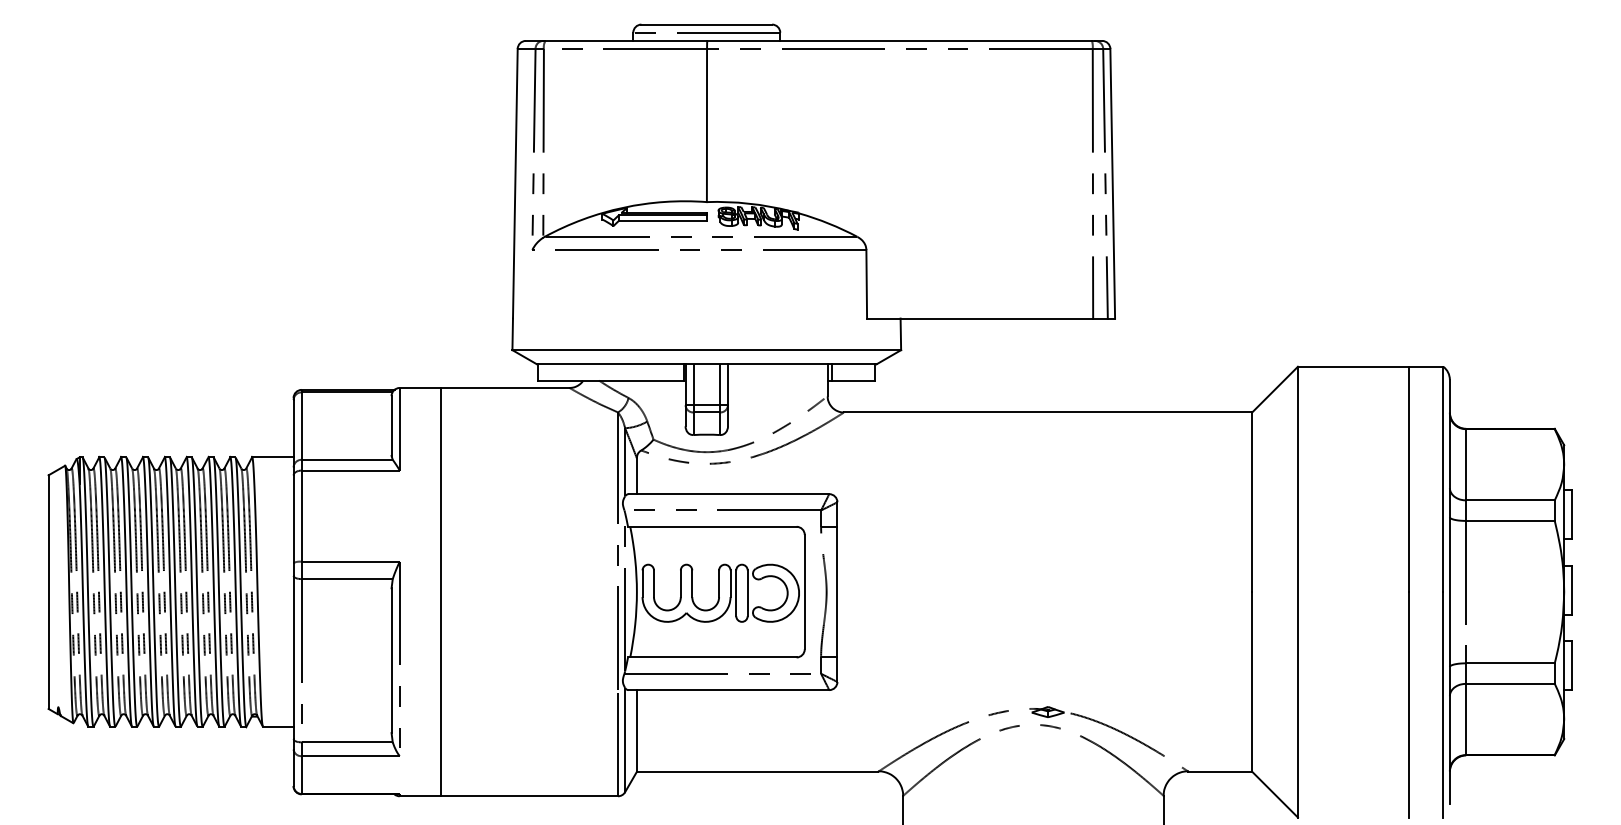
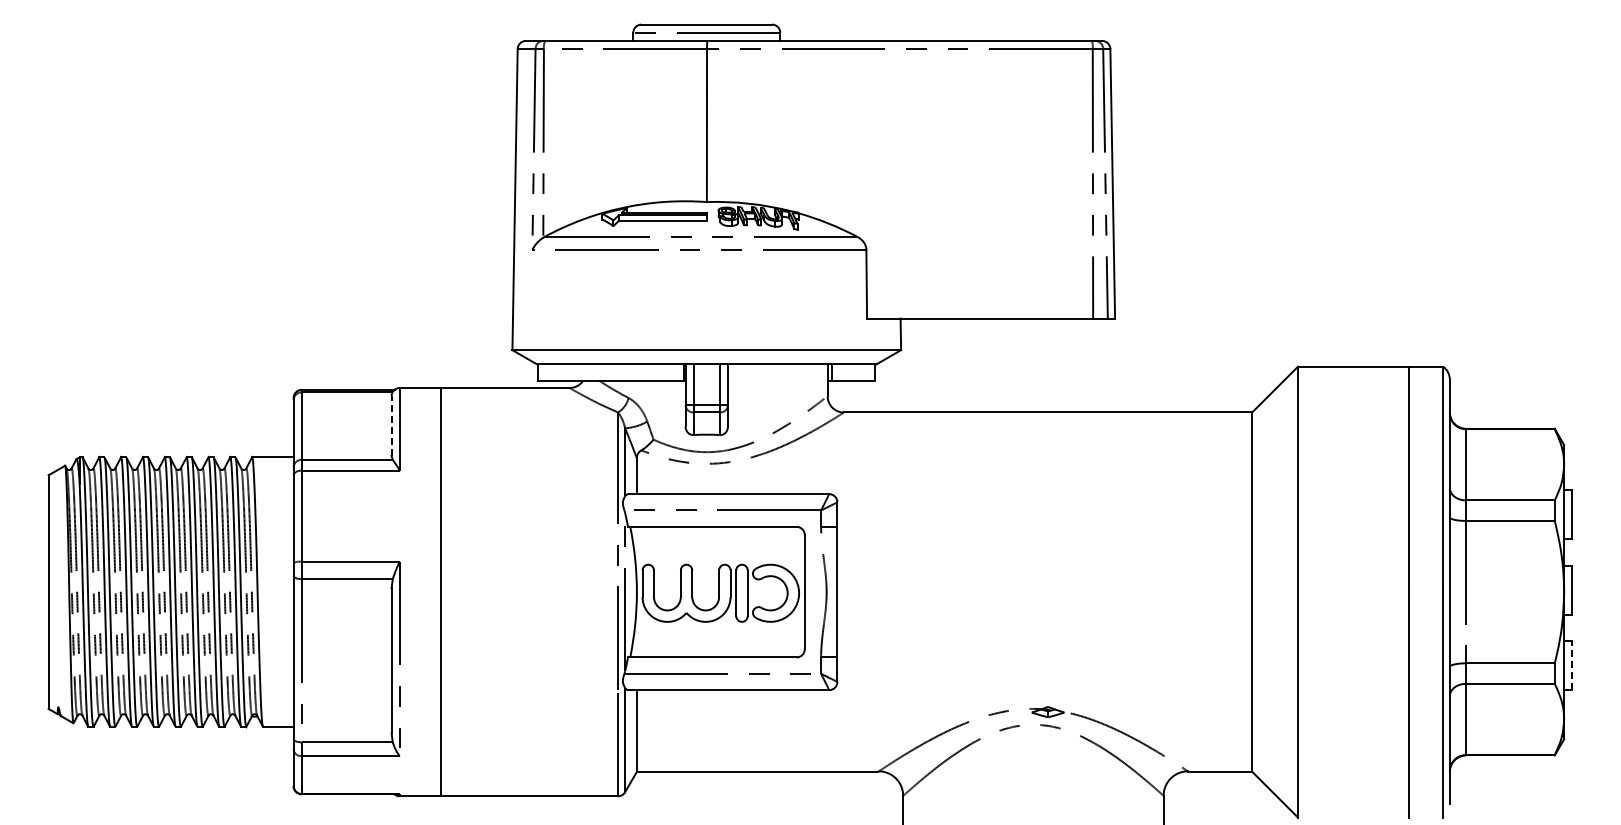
line: solid -> dashed (391, 426)
line: solid -> dashed (1572, 664)
